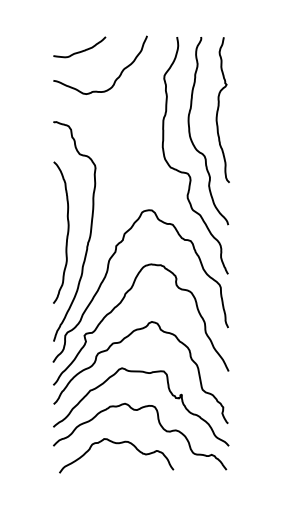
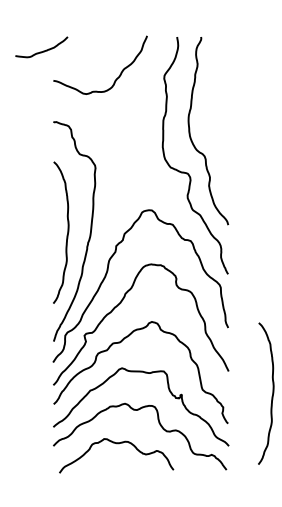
curve position: (81, 50) -> (43, 50) (43, 50)
curve: present -> none (218, 110)
curve: none -> present (271, 396)
